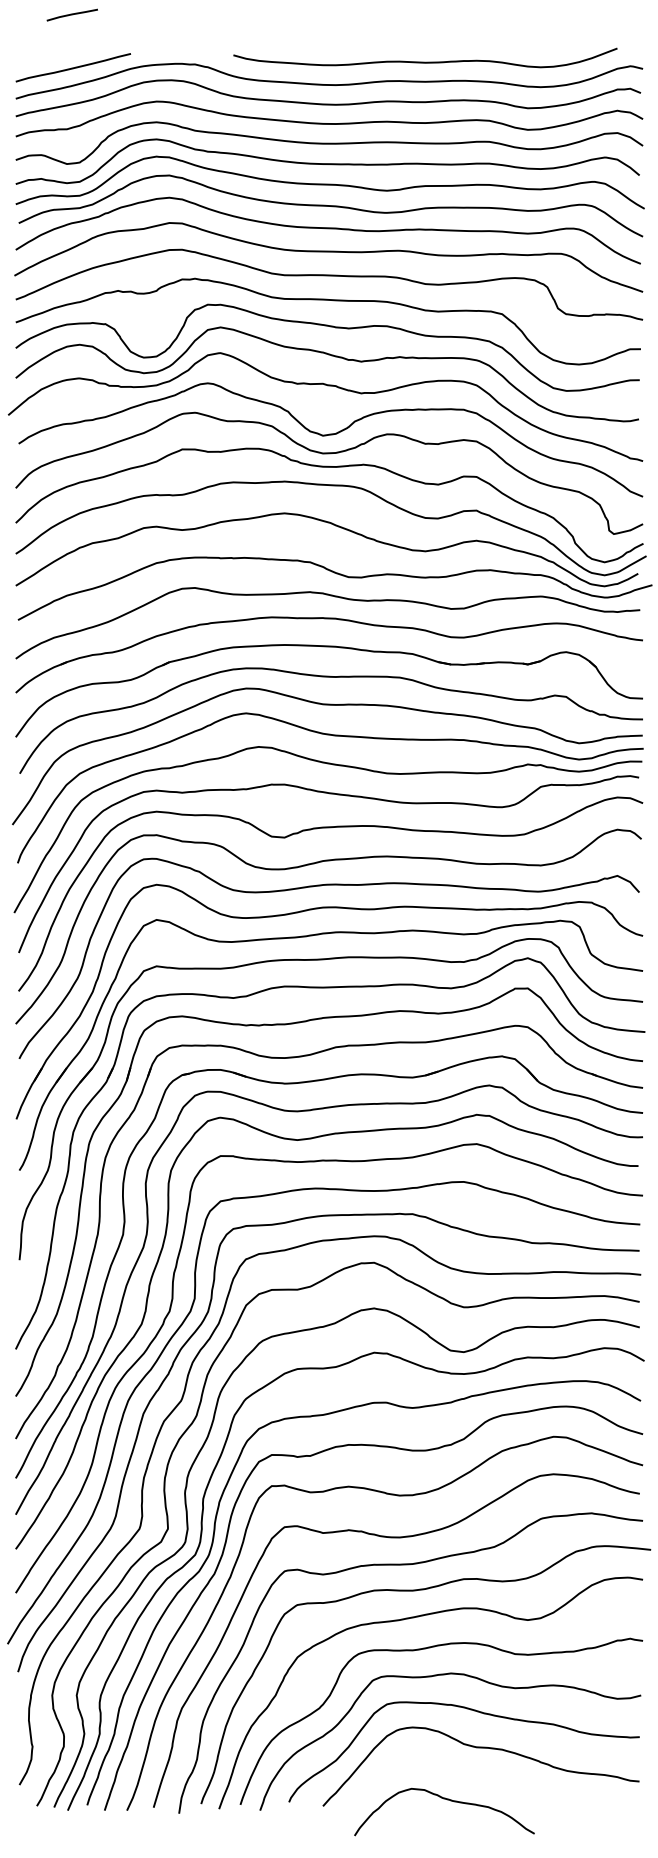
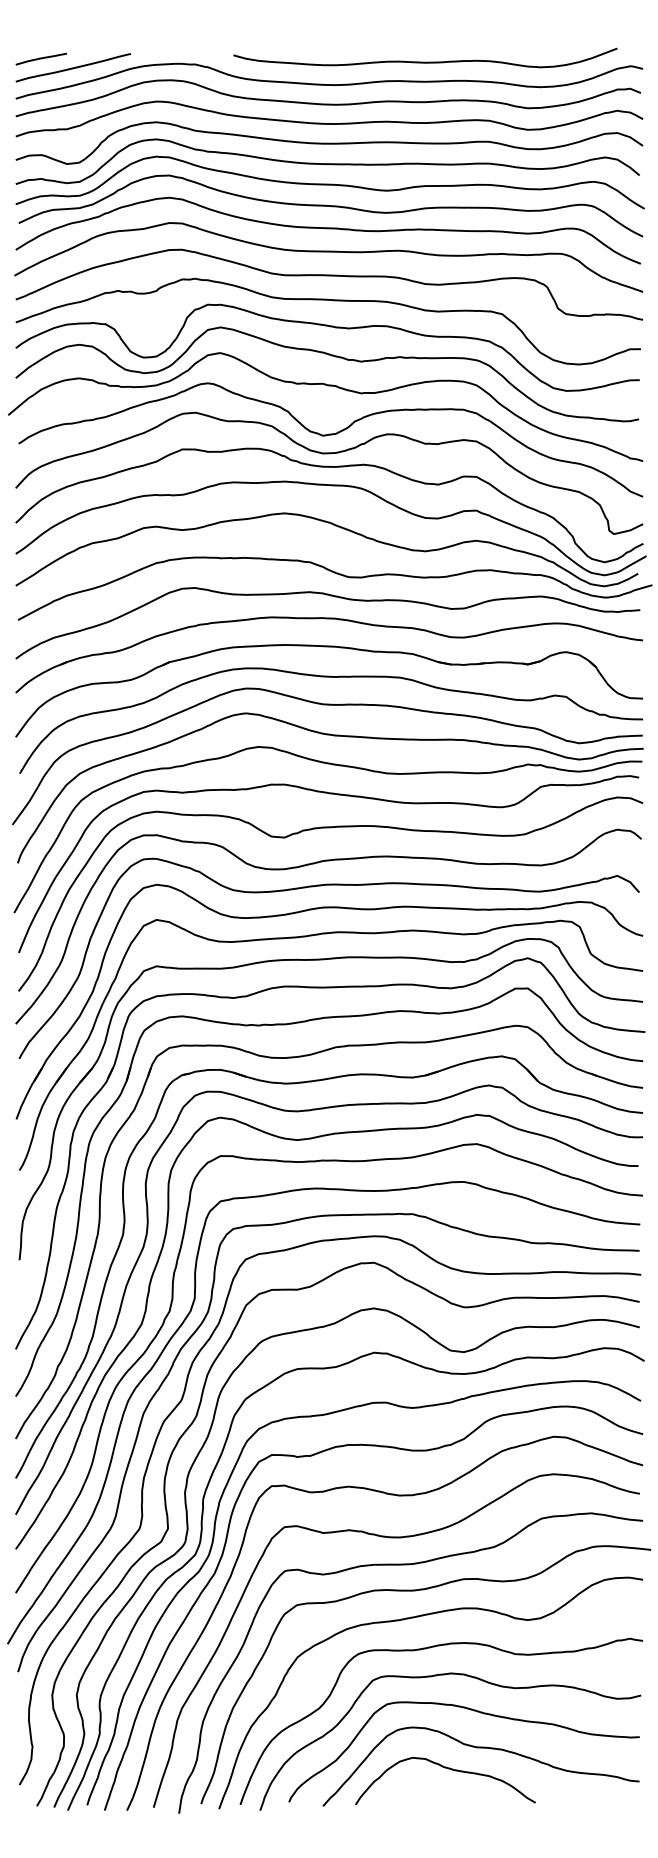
line position: (71, 14) -> (40, 58) (40, 58)
curve position: (447, 1800) -> (448, 1769) (448, 1769)
